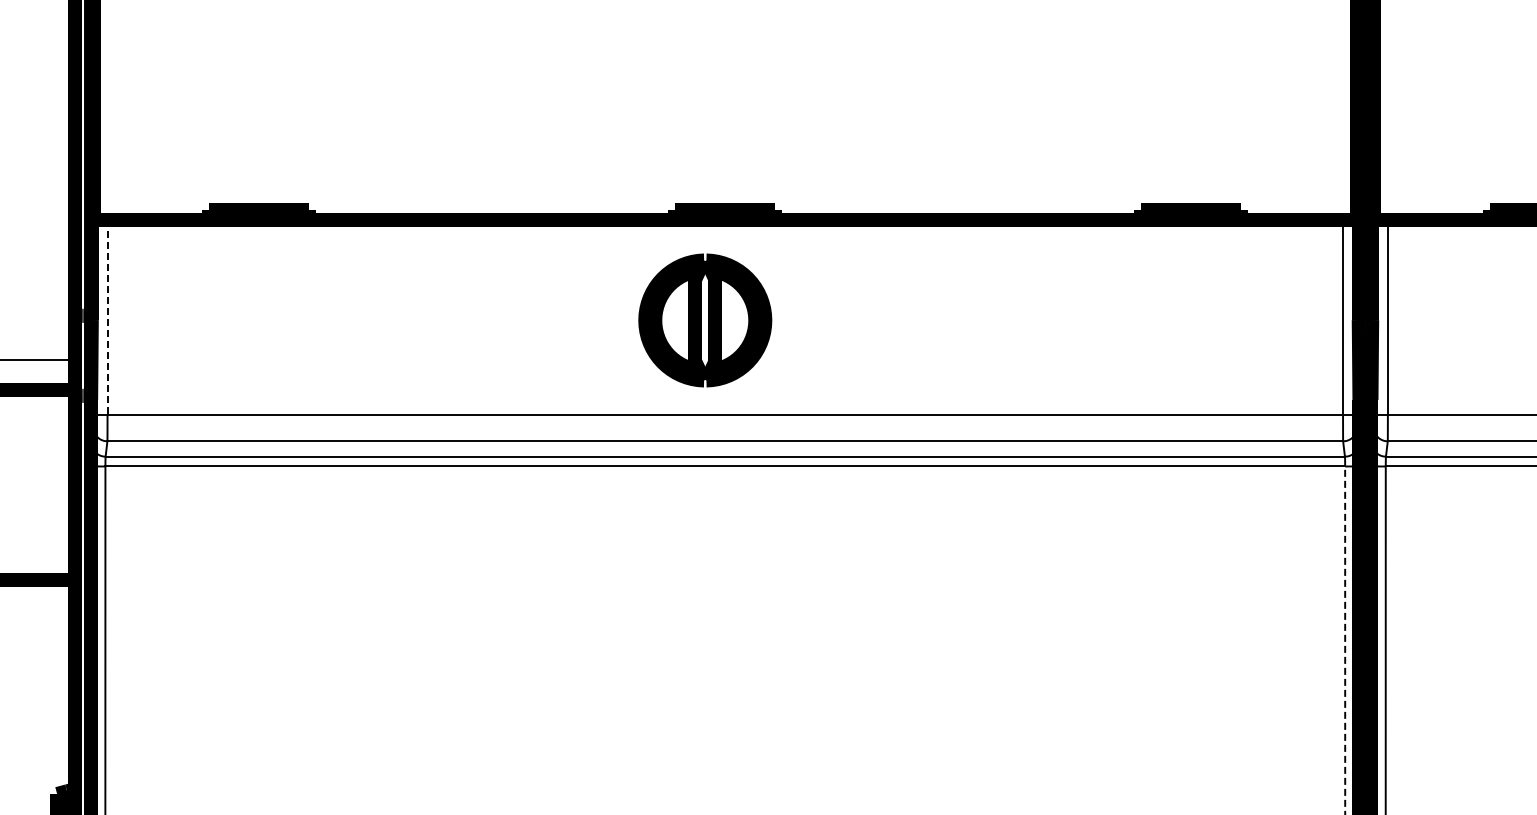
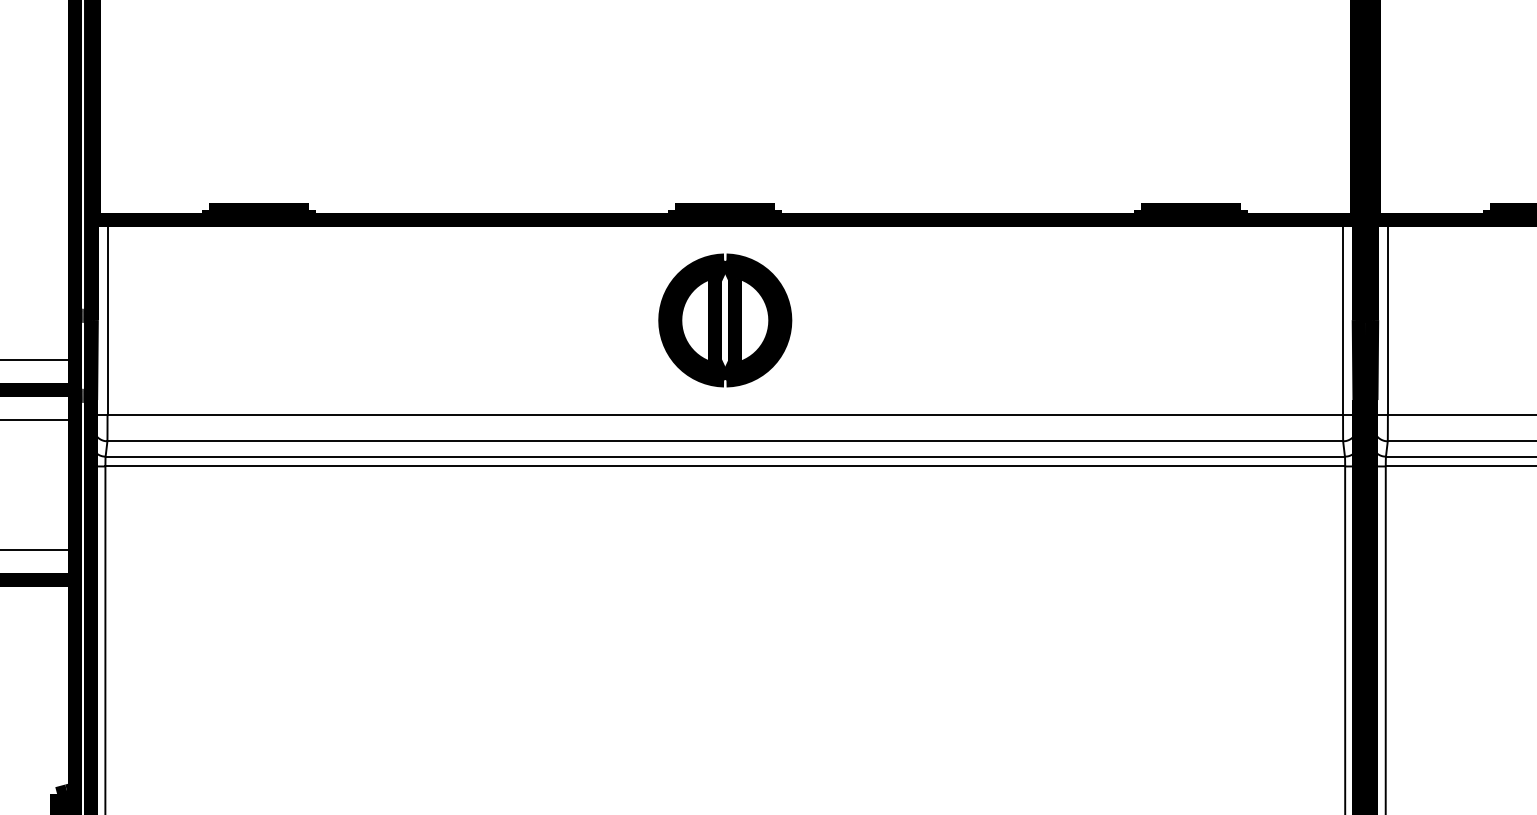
line: dashed -> solid (107, 318)
part position: (705, 320) -> (725, 320) (725, 320)
line: none -> present (38, 419)
line: none -> present (38, 549)
line: dashed -> solid (1345, 640)
